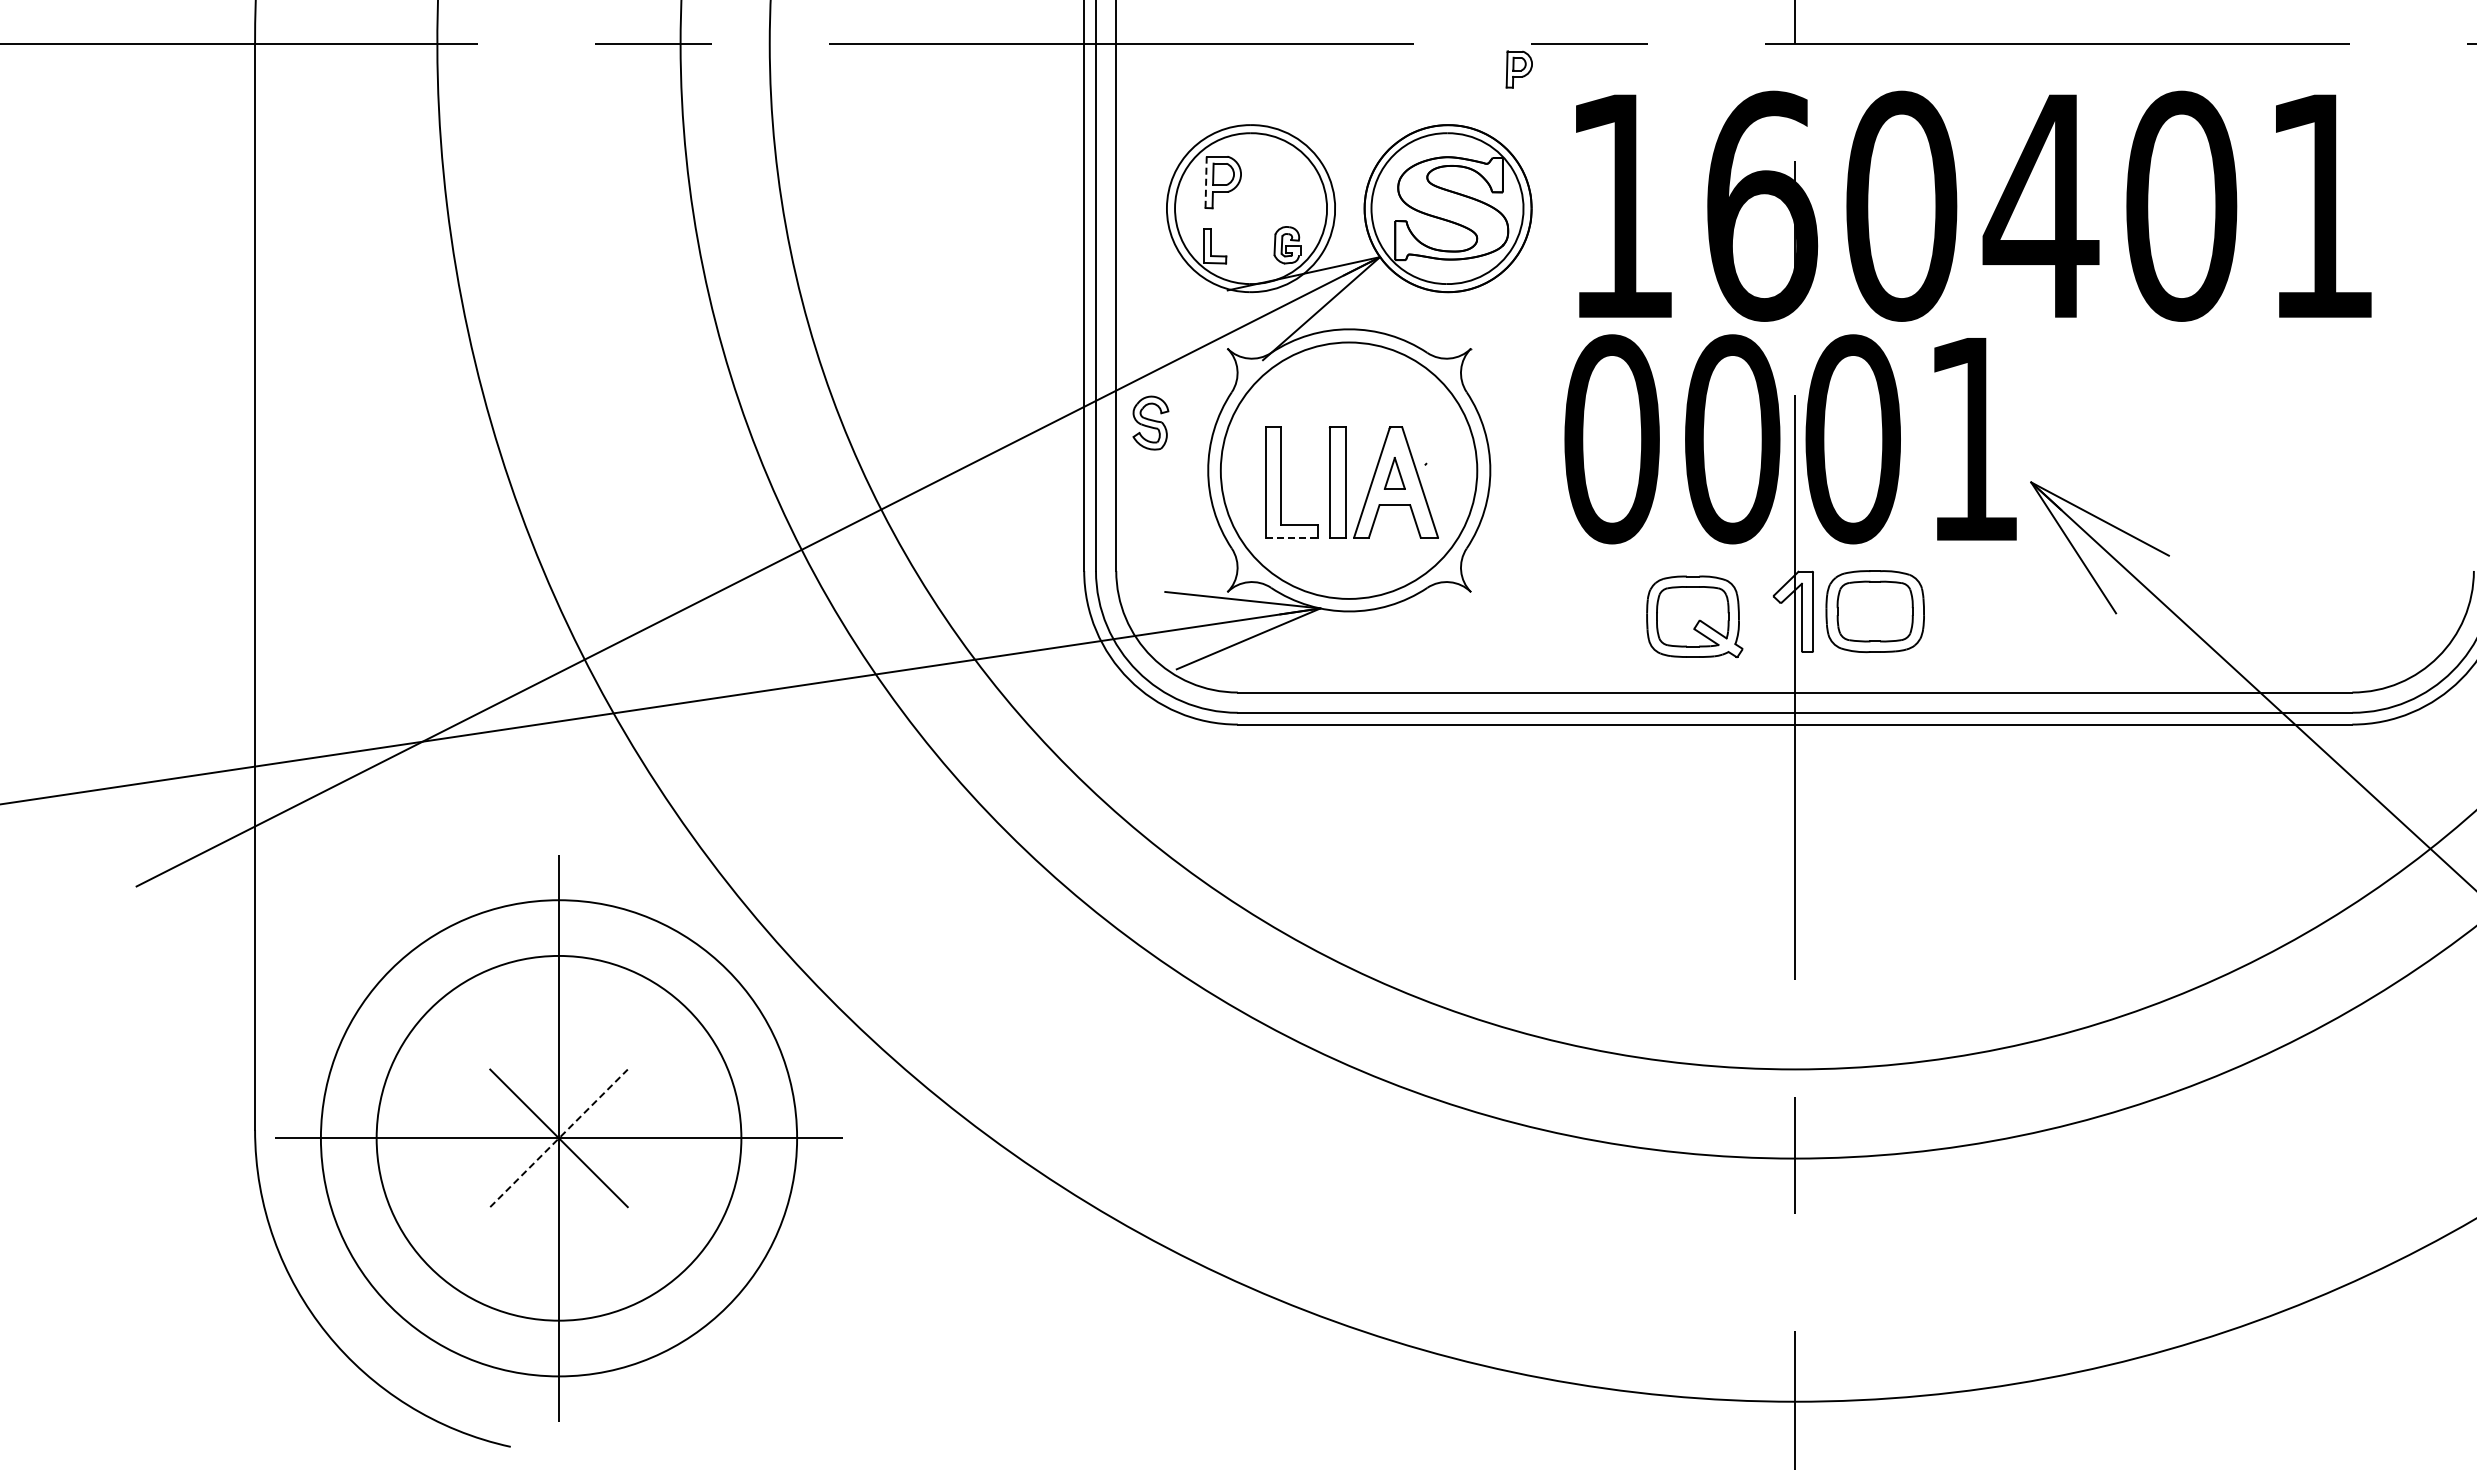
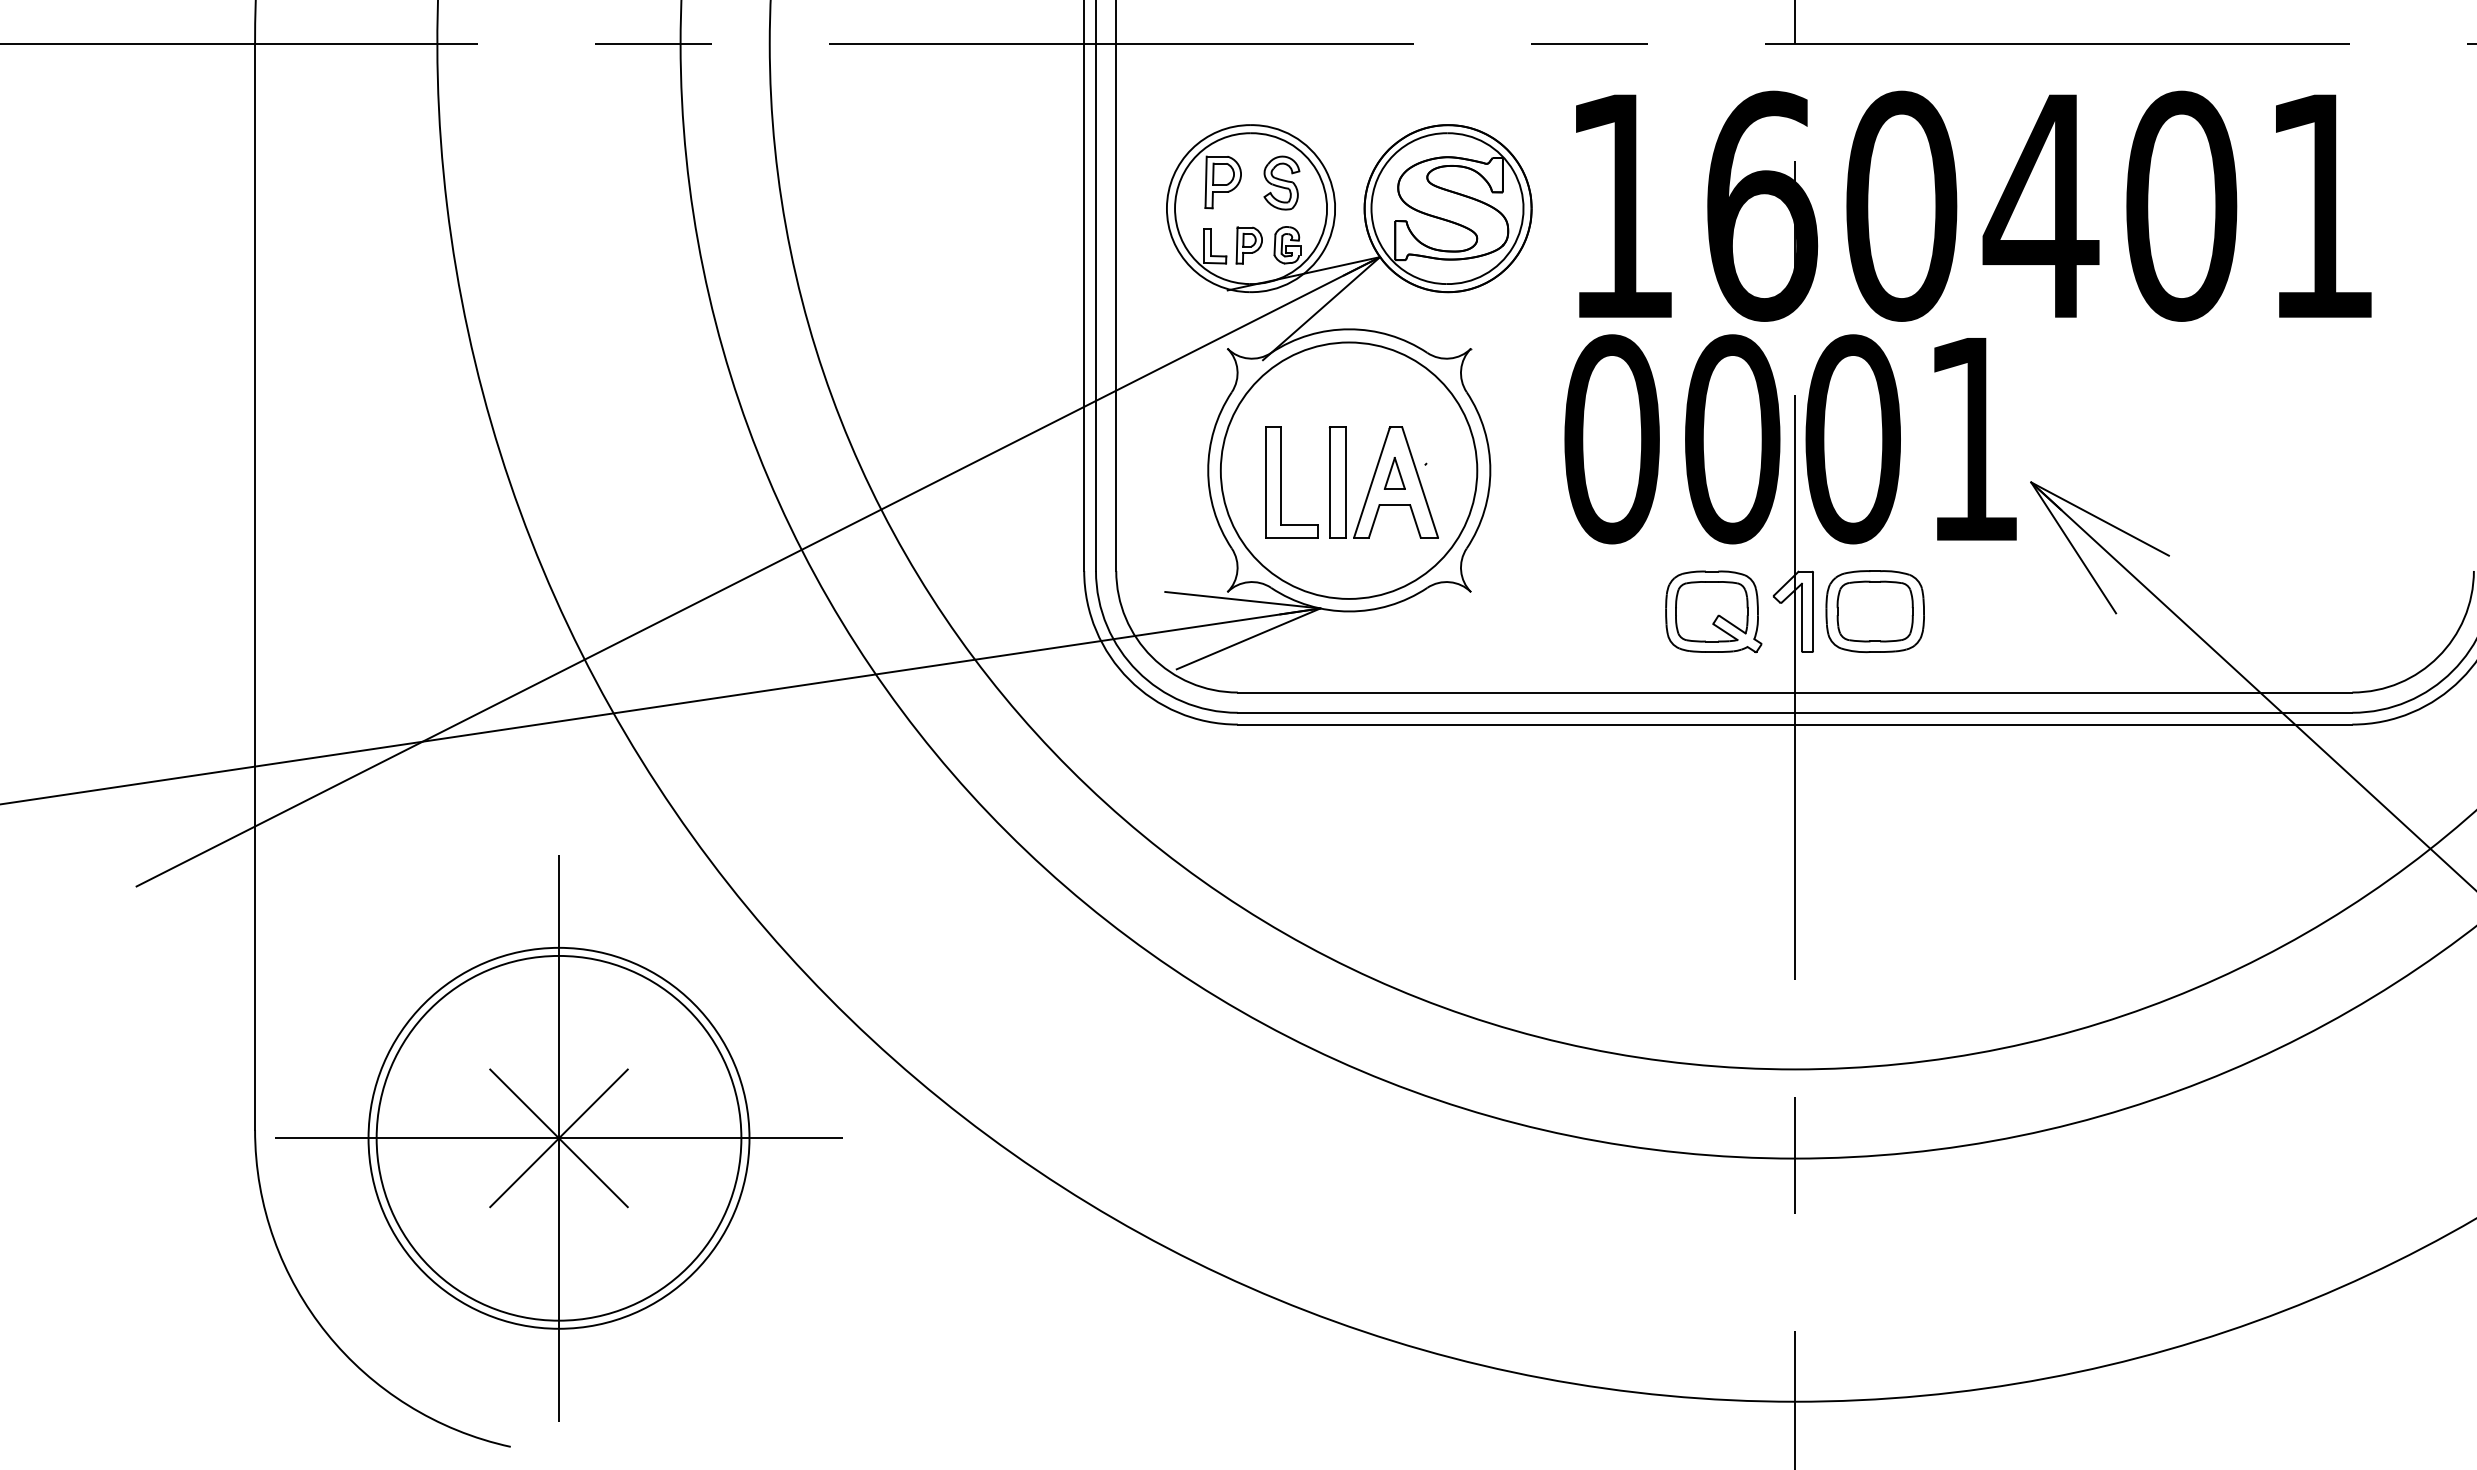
part position: (1518, 69) -> (1248, 245) (1248, 245)
line: dashed -> solid (1206, 182)
part position: (1150, 422) -> (1281, 182) (1281, 182)
line: dashed -> solid (1292, 537)
part position: (1694, 616) -> (1713, 611) (1713, 611)
line: dashed -> solid (559, 1137)
circle diameter: 476 px -> 381 px (558, 1137)
